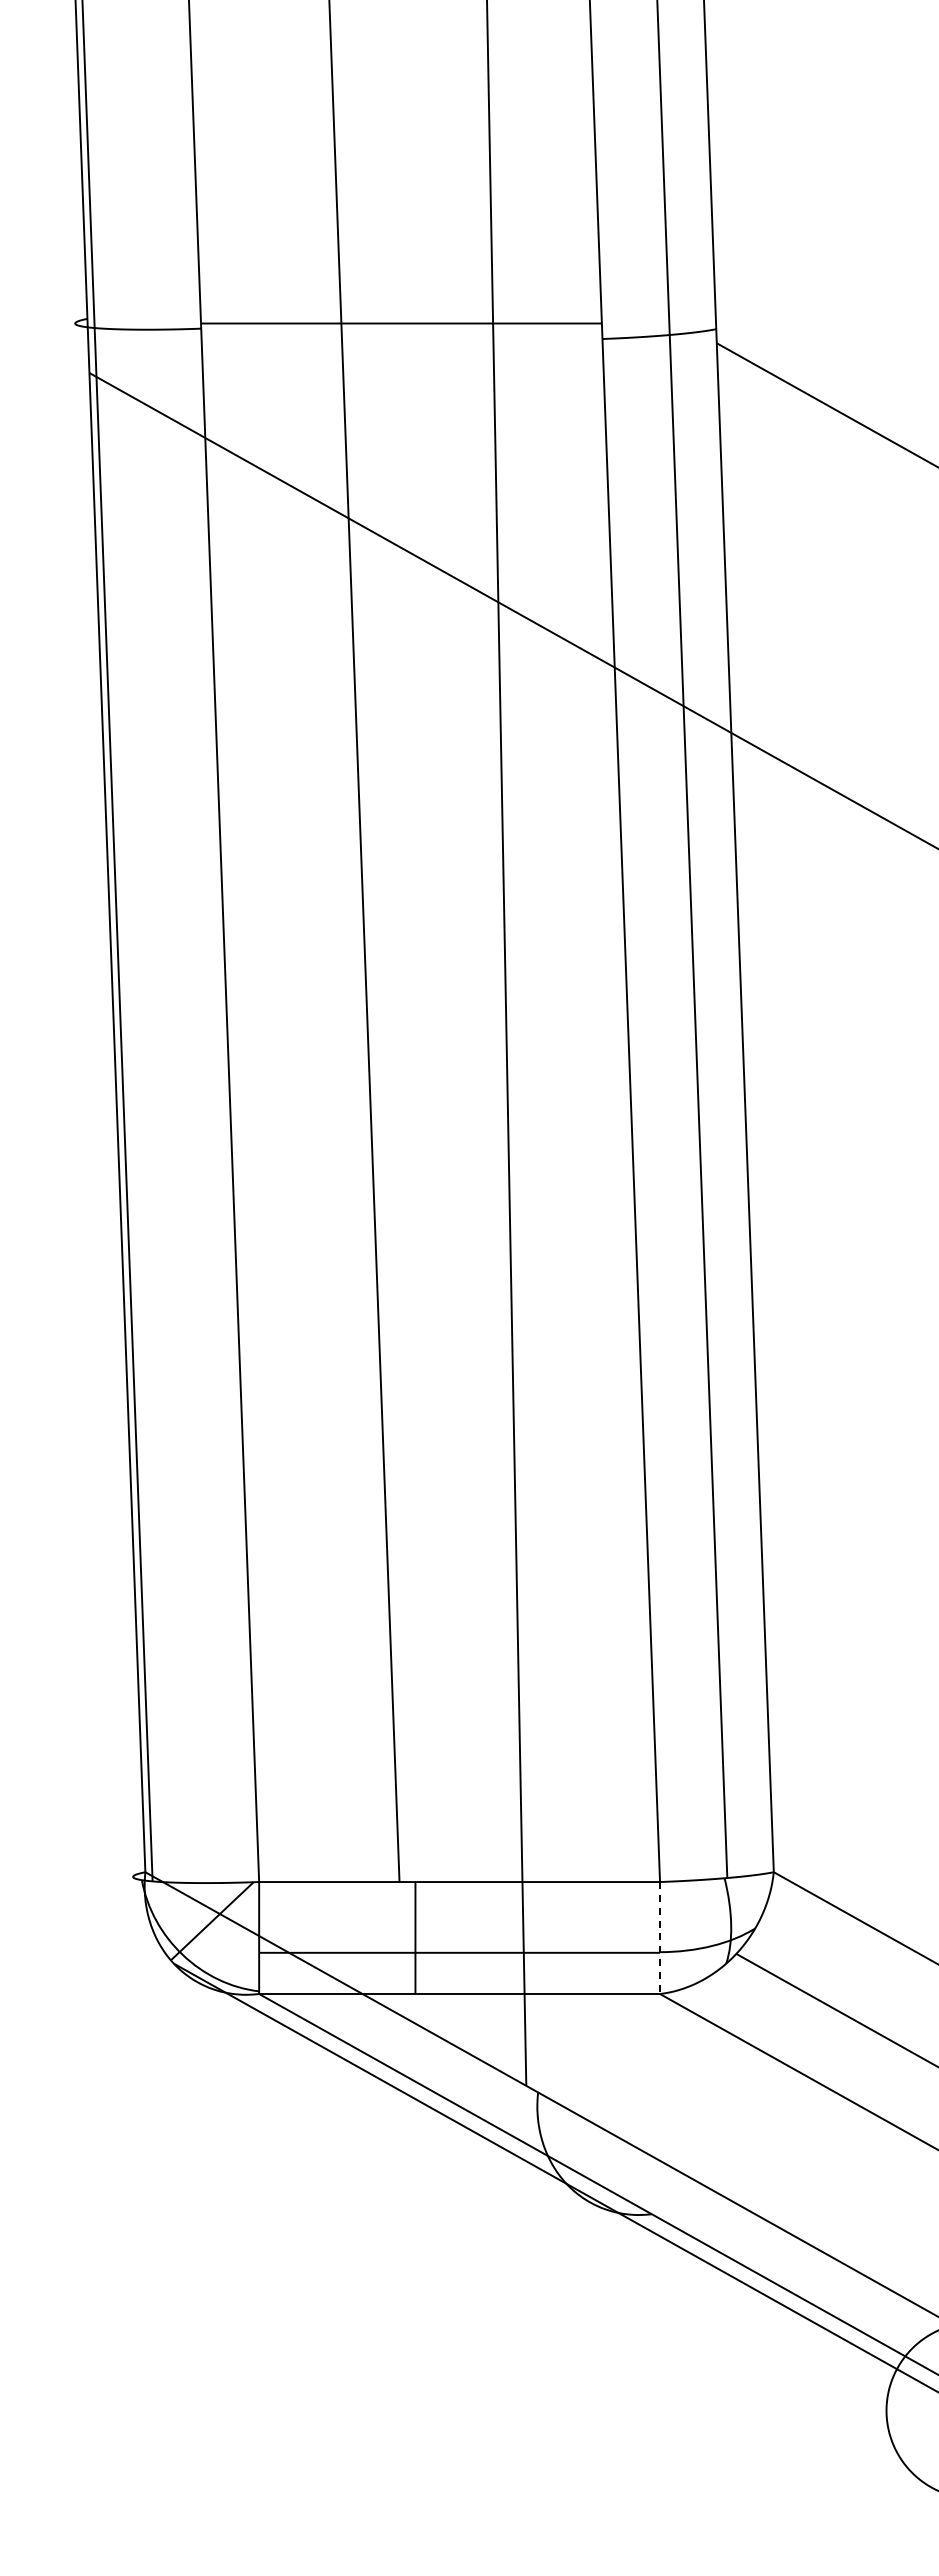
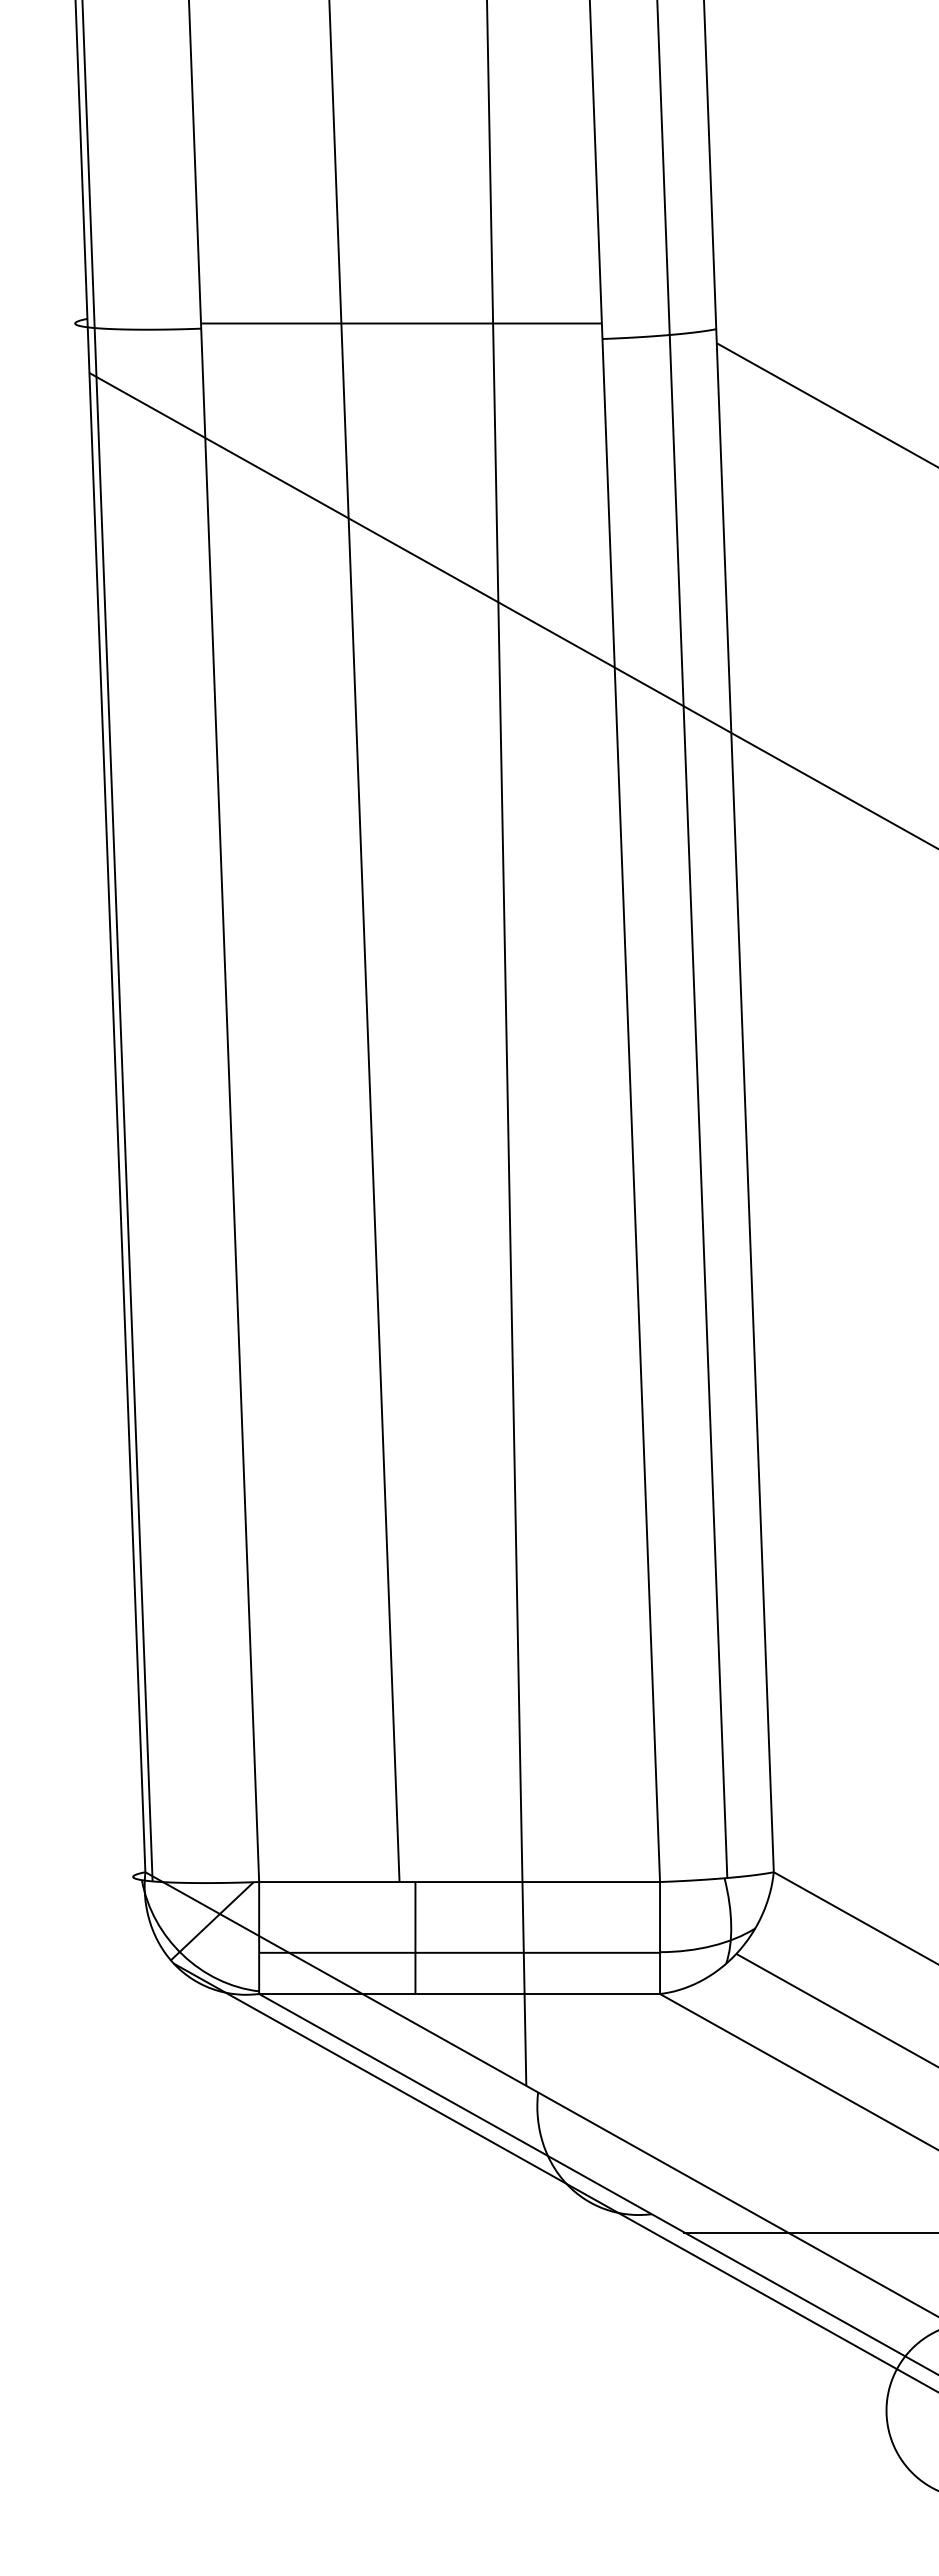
arc: dashed -> solid (660, 1942)
line: none -> present (809, 2232)
